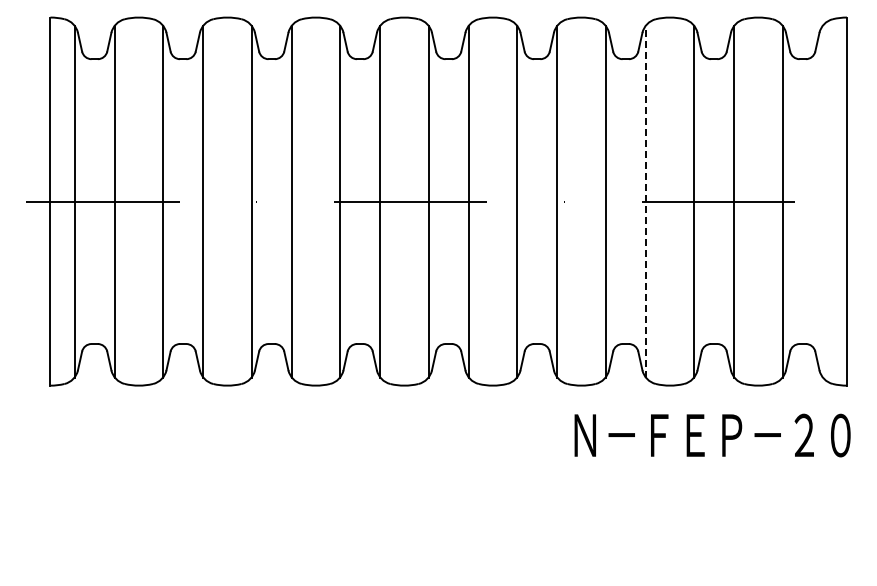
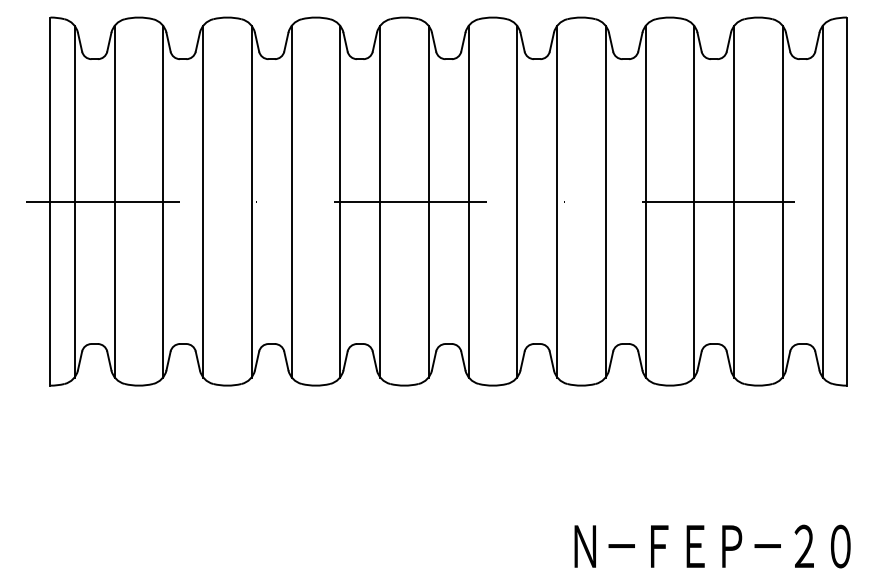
line: dashed -> solid (645, 201)
line: none -> present (822, 201)
text position: (712, 435) -> (712, 546) (712, 546)
